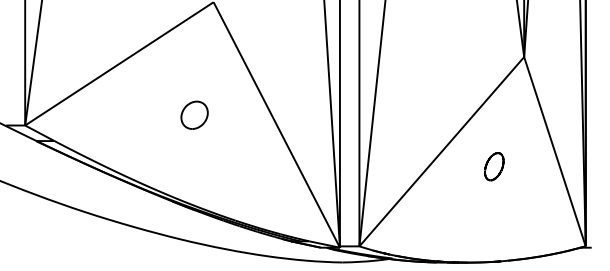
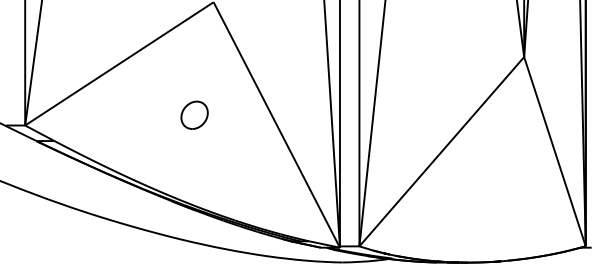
part: present -> none (494, 166)
